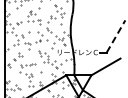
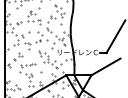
line: dashed -> solid (116, 36)
